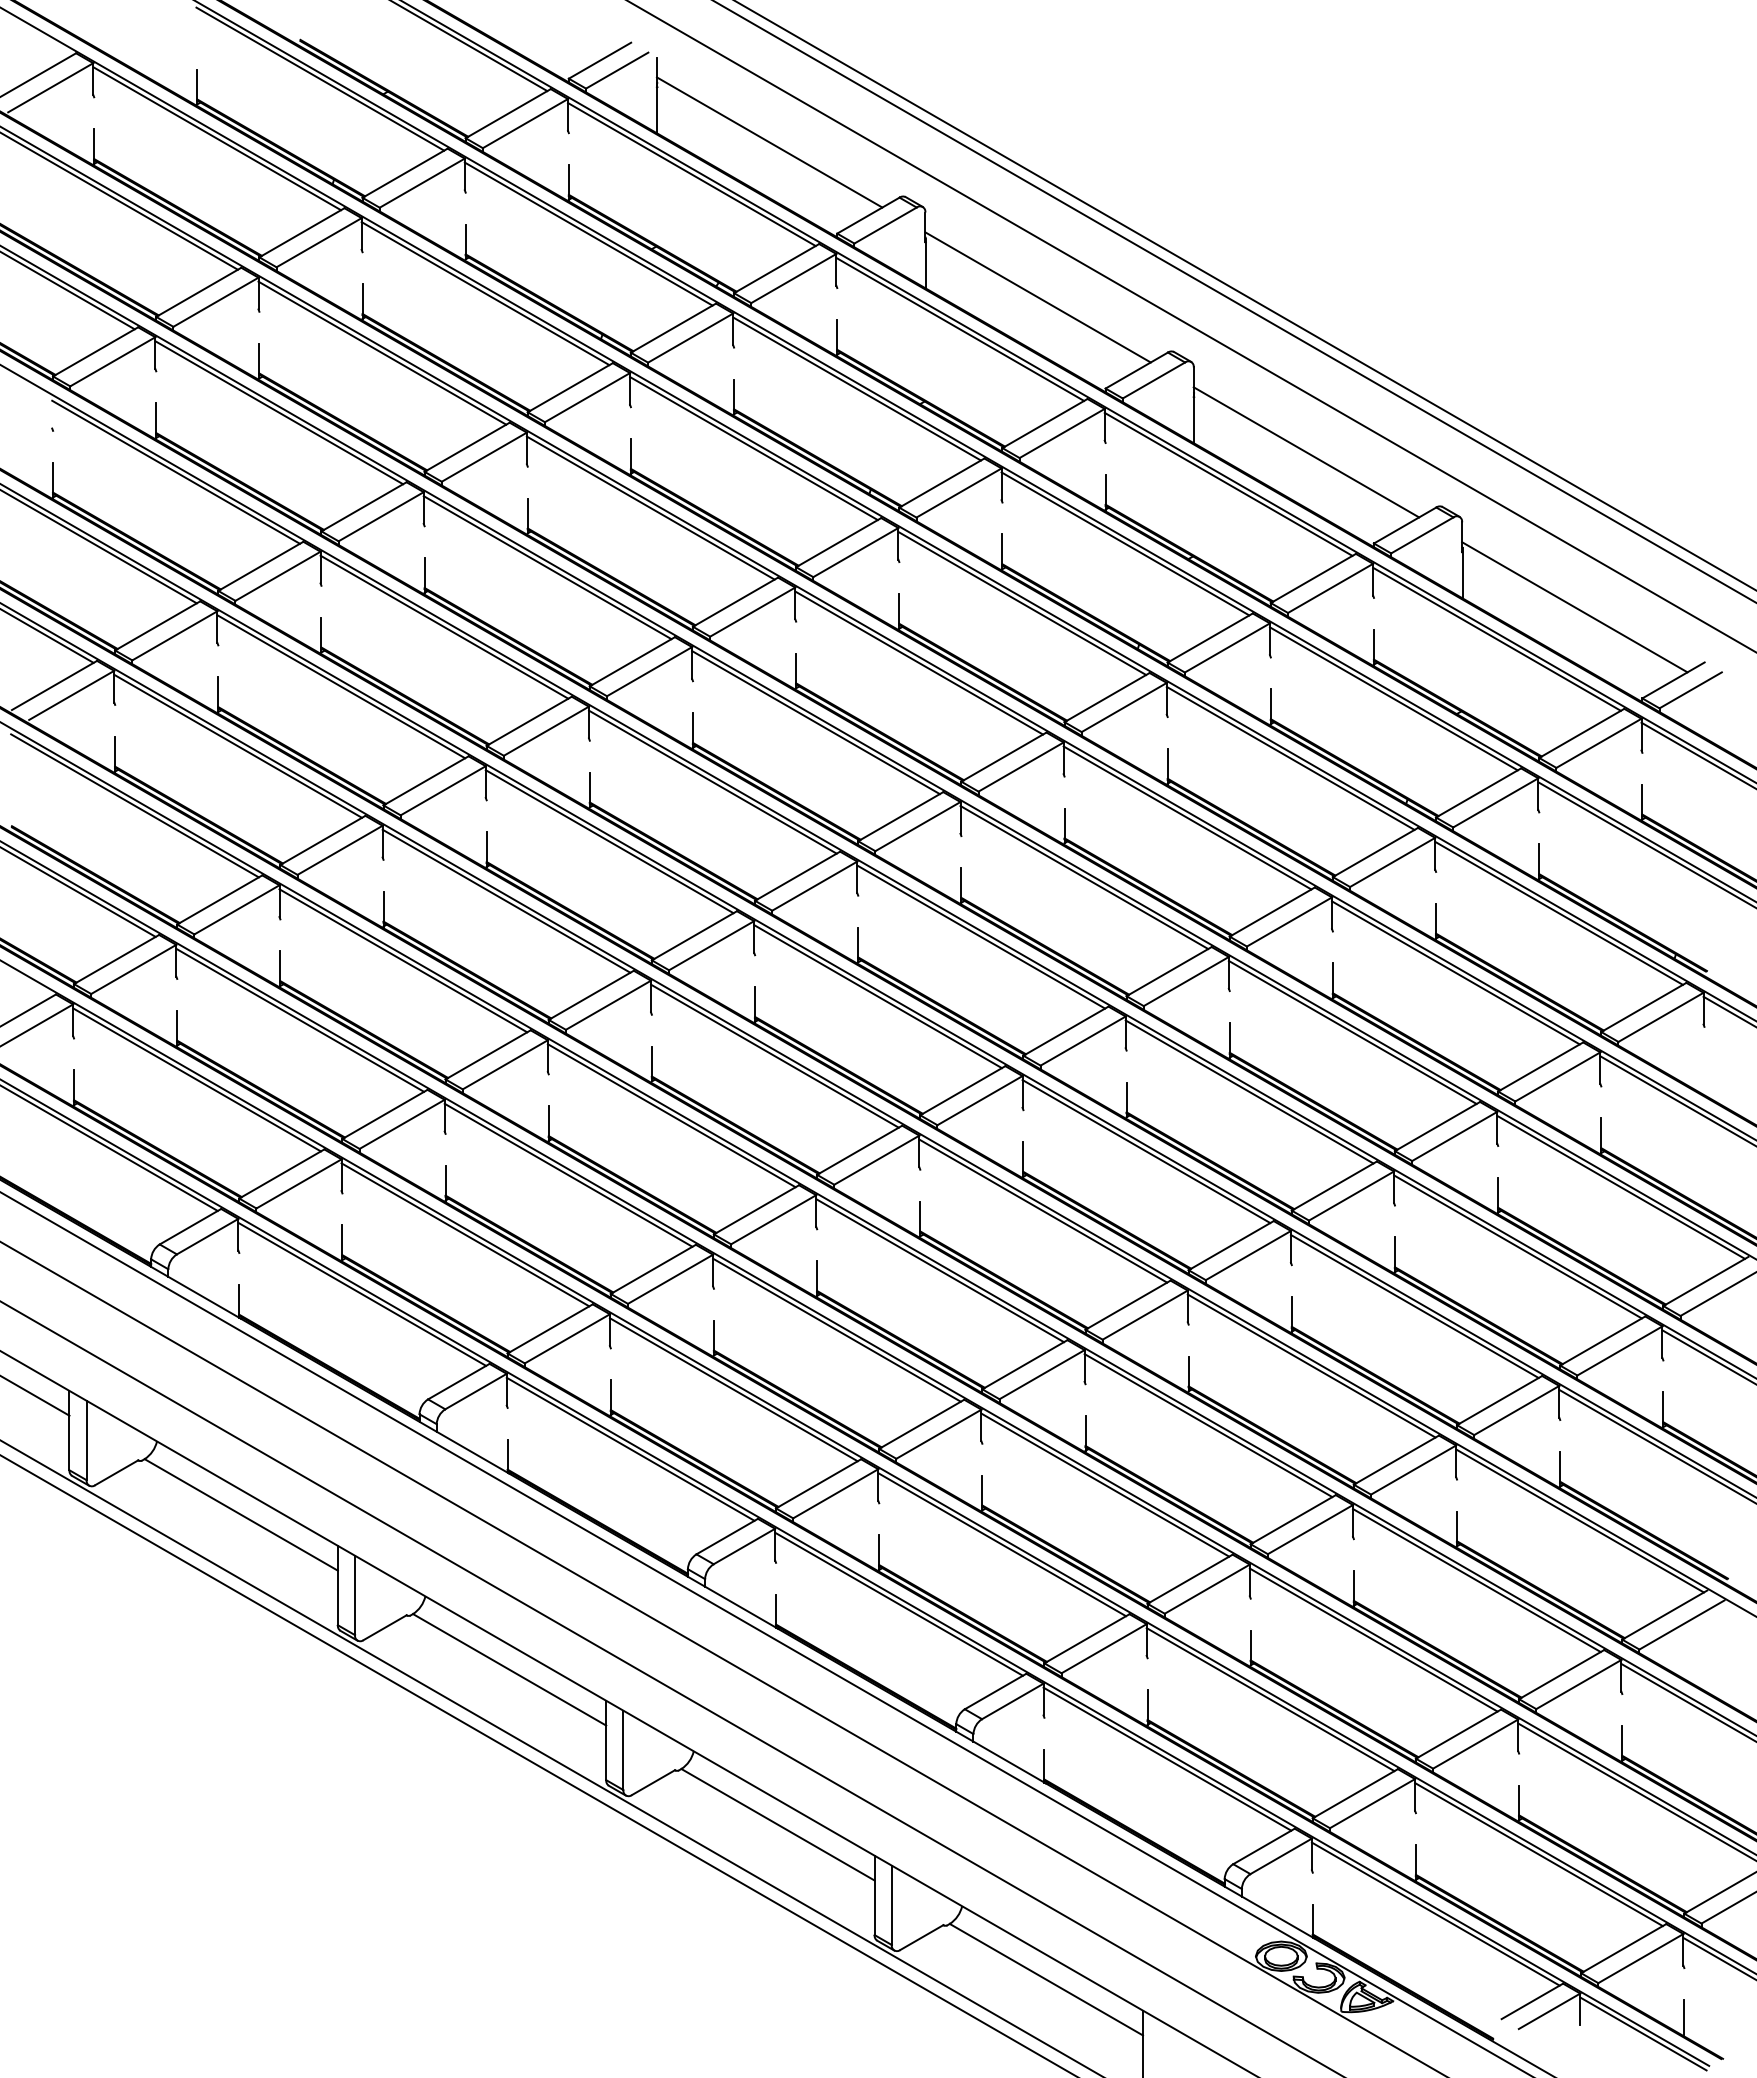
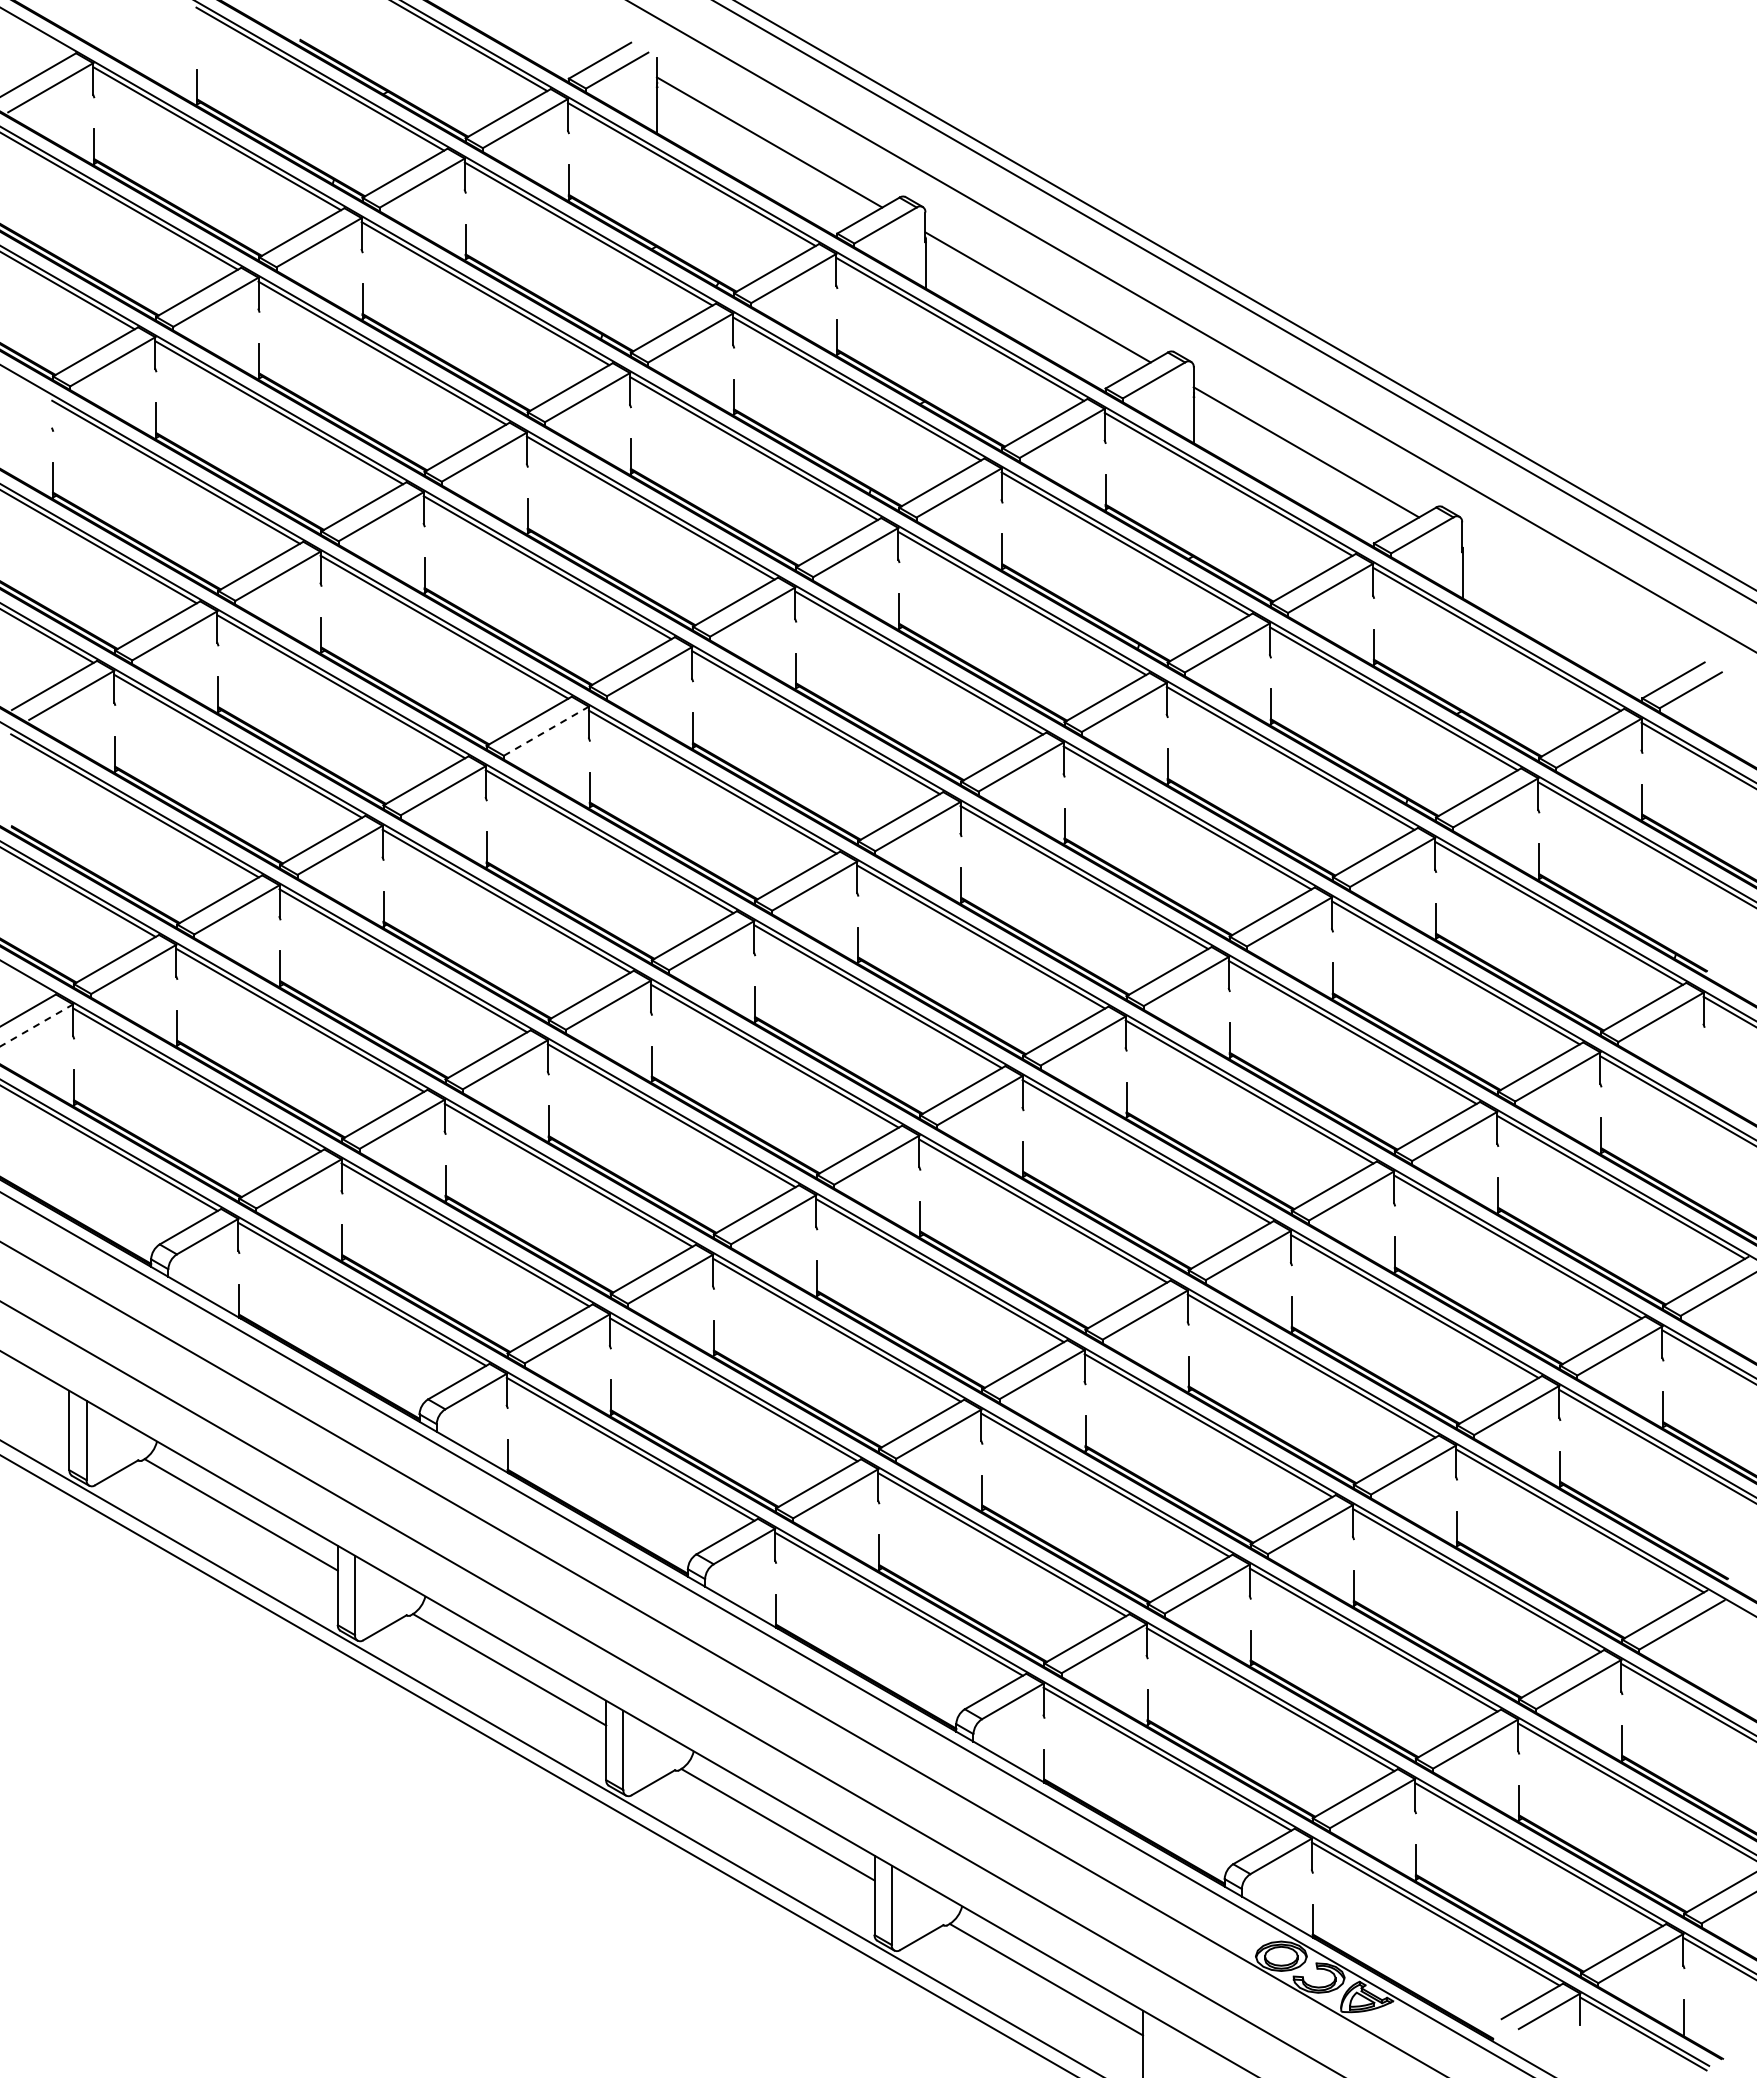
line: present -> none (1574, 607)
line: solid -> dashed (546, 730)
line: solid -> dashed (37, 1025)
line: present -> none (35, 1396)
